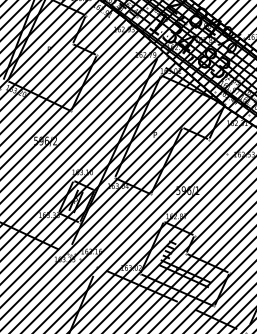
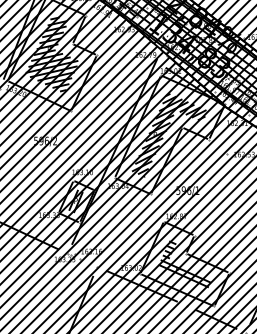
hatch: none -> present (51, 54)
hatch: none -> present (169, 135)
